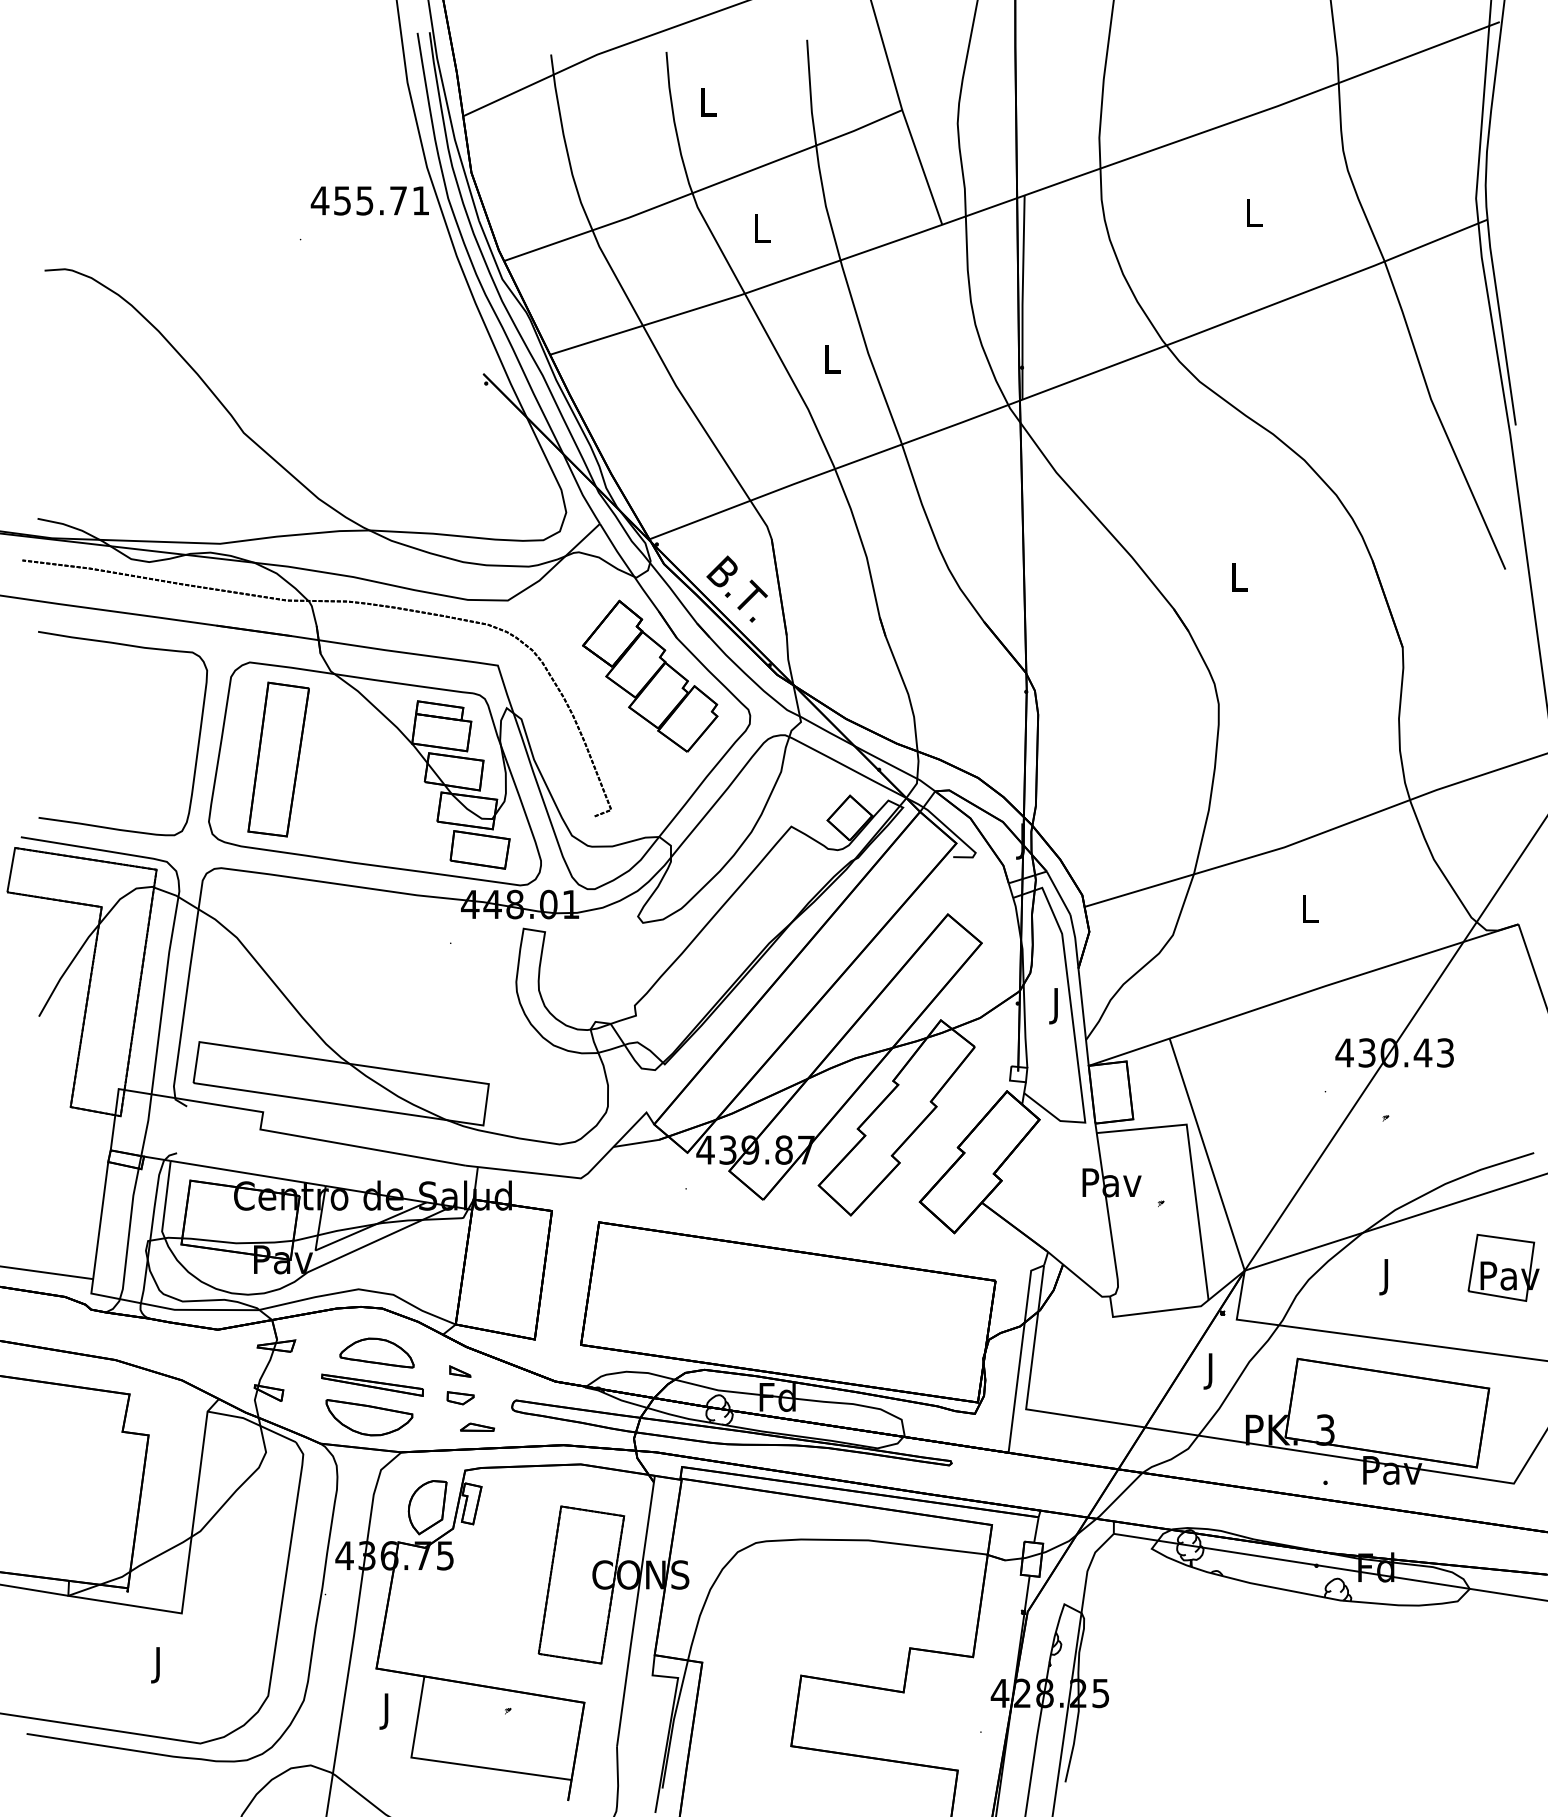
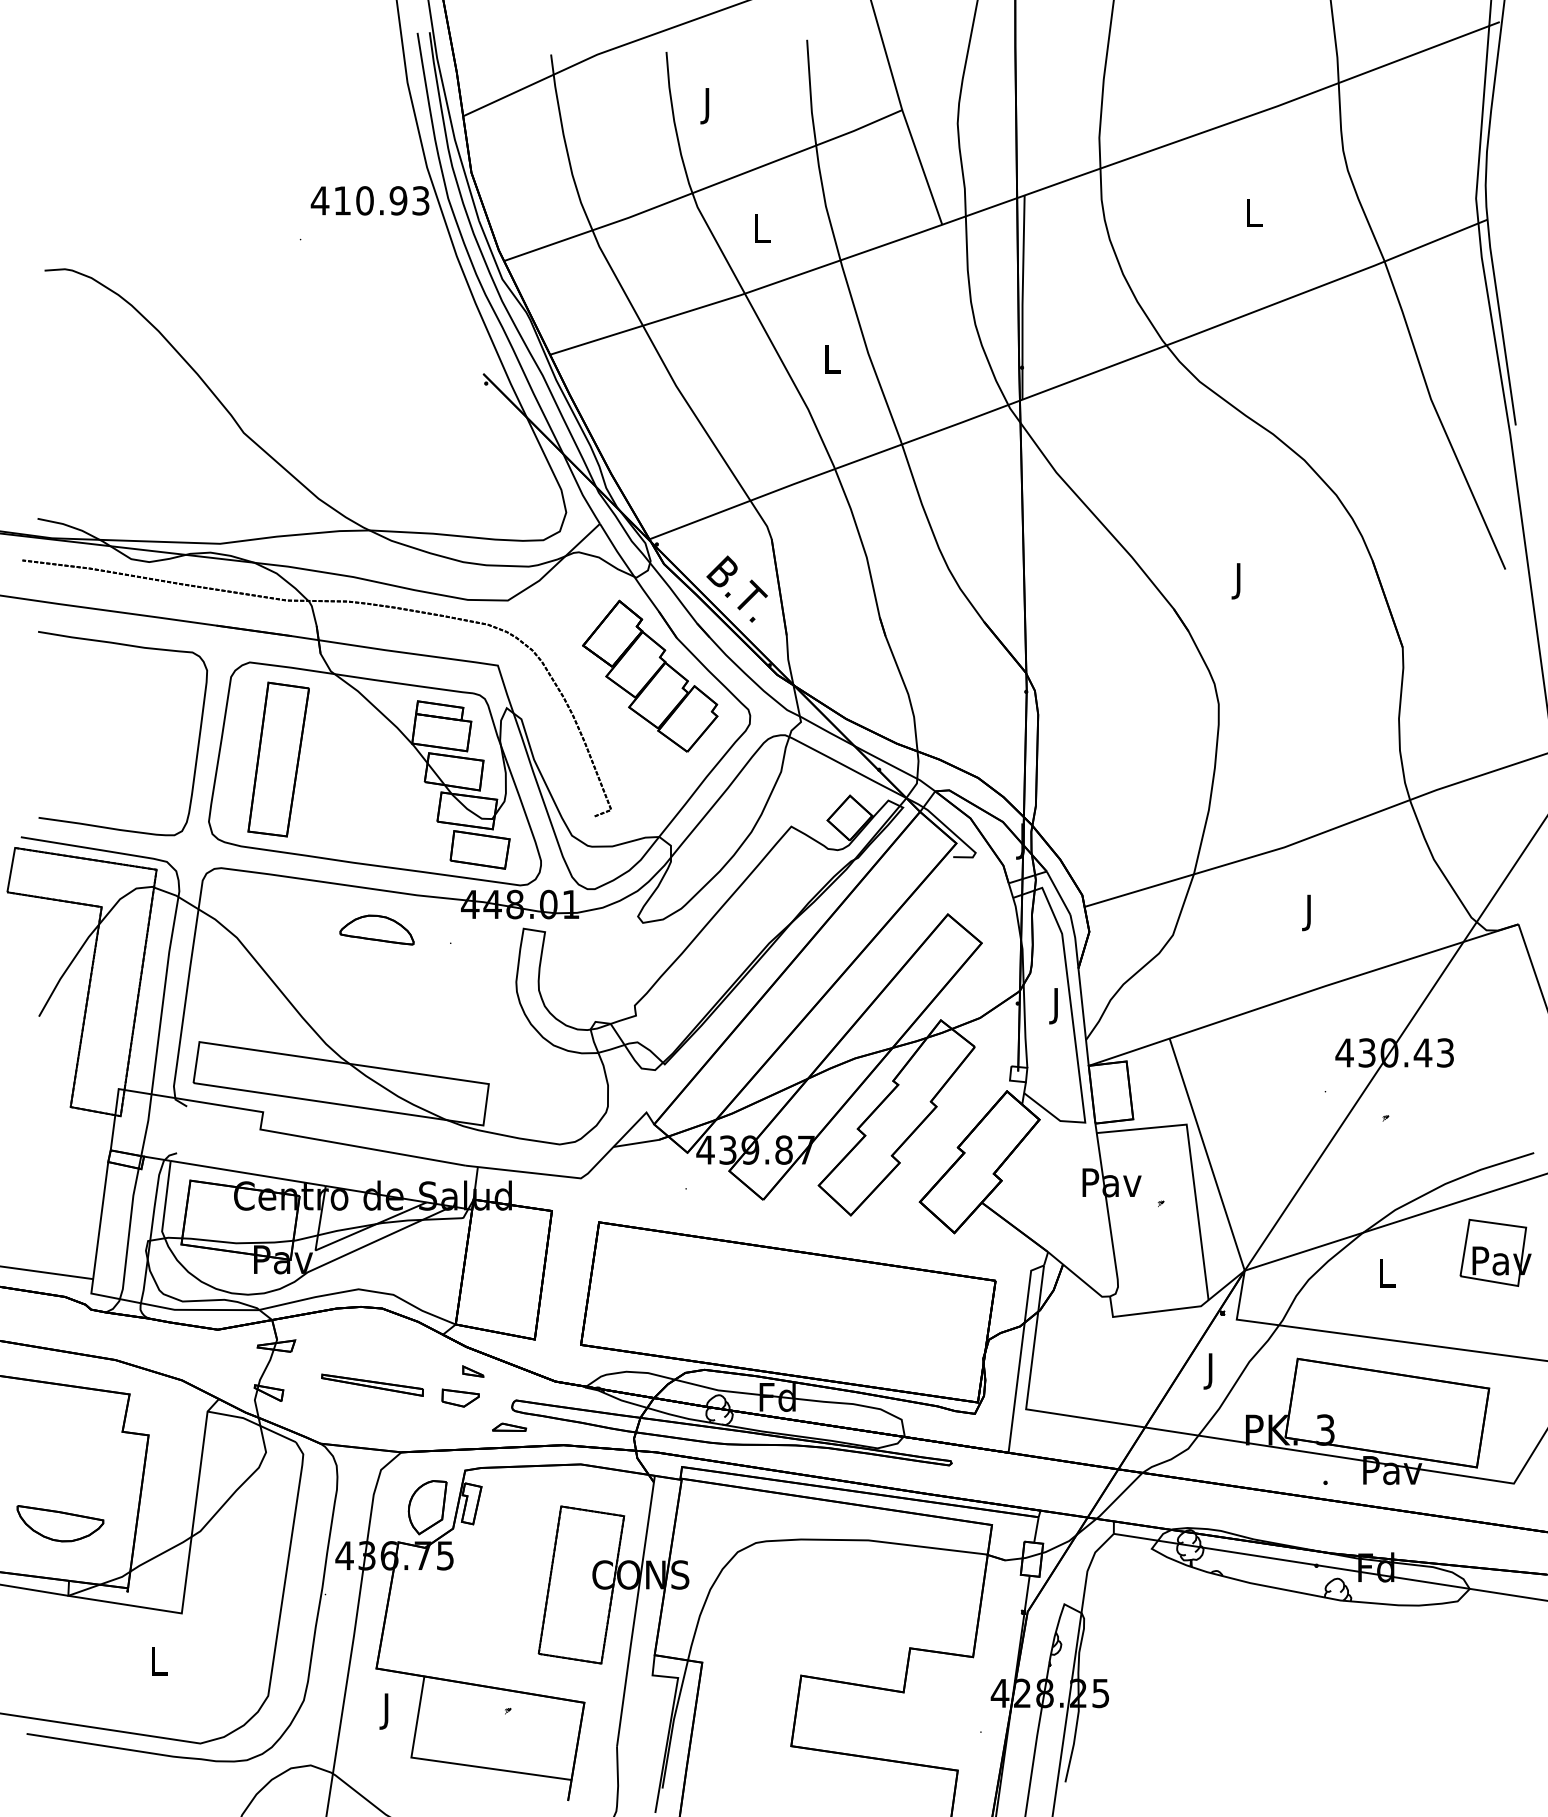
text: L -> J (708, 106)
text: 455.71 -> 410.93 (381, 200)
text: L -> J (1239, 581)
text: L -> J (1310, 912)
part position: (1503, 1267) -> (1495, 1252) (1495, 1252)
text: J -> L (1387, 1277)
part position: (376, 1352) -> (376, 929) (376, 929)
part position: (460, 1371) -> (473, 1371) (473, 1371)
part size: 29x15 px -> 39x20 px (460, 1397)
part position: (369, 1417) -> (60, 1523) (60, 1523)
part position: (477, 1426) -> (509, 1426) (509, 1426)
text: J -> L (159, 1665)
